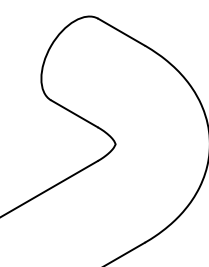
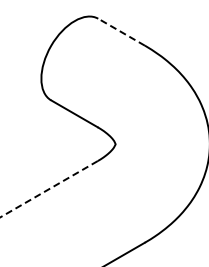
line: solid -> dashed (121, 32)
line: solid -> dashed (48, 189)
